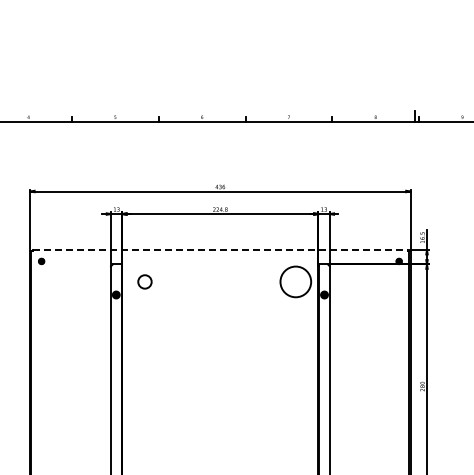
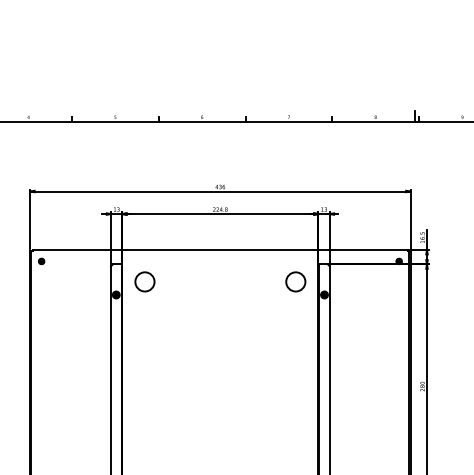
line: dashed -> solid (220, 250)
circle size: 16x16 px -> 22x22 px (144, 281)
circle diameter: 31 px -> 19 px (295, 281)
